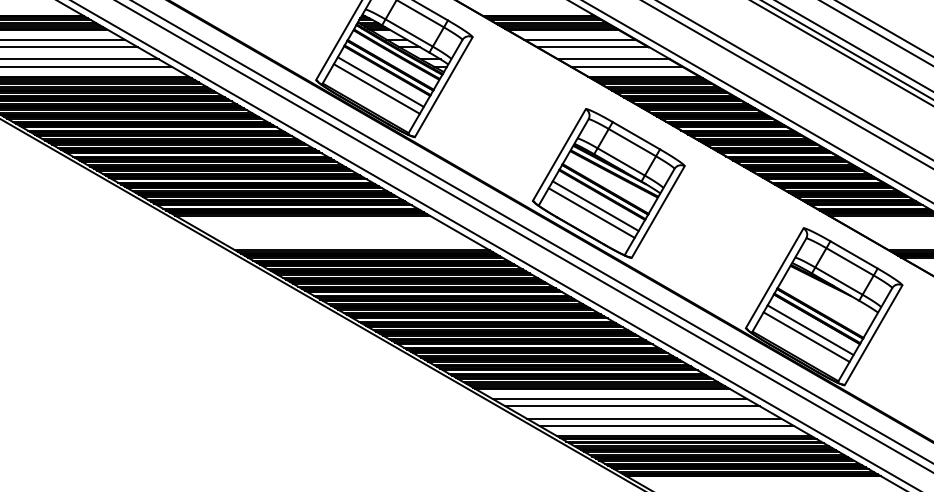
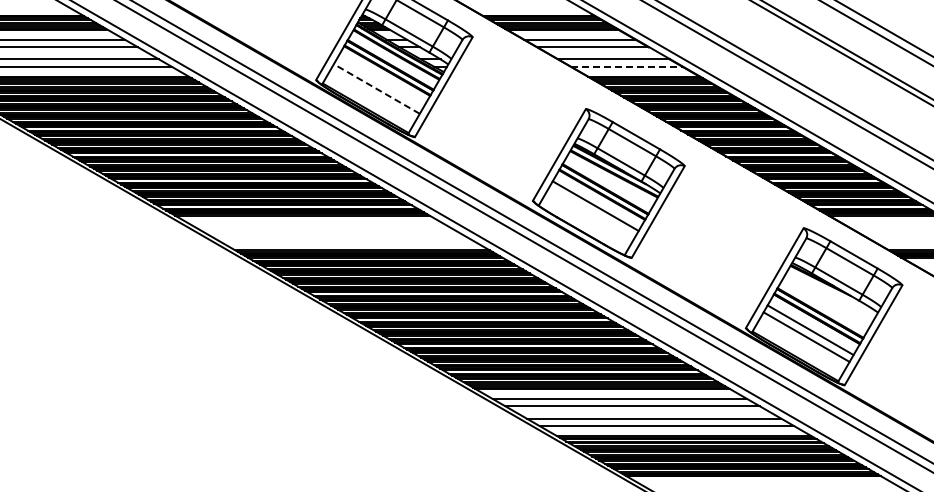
line: present -> none (854, 46)
line: solid -> dashed (626, 66)
line: present -> none (380, 81)
line: solid -> dashed (376, 89)
line: present -> none (591, 212)
